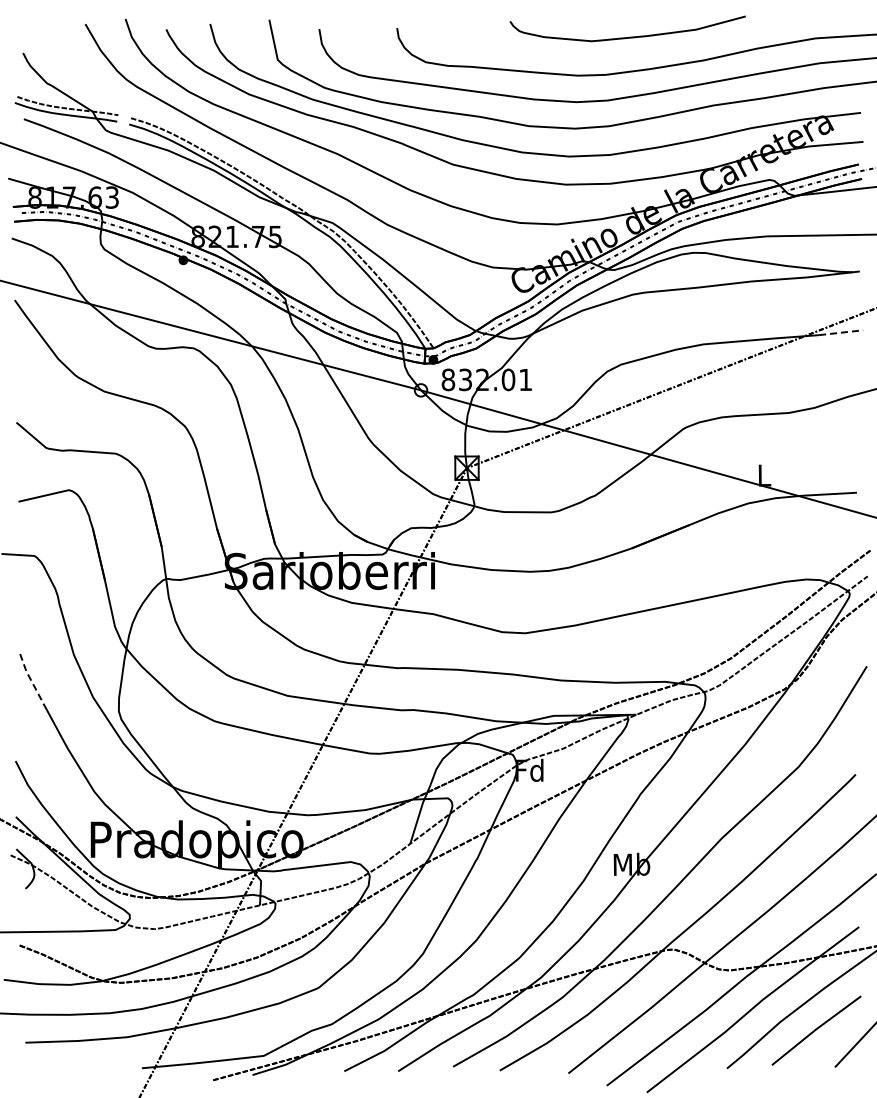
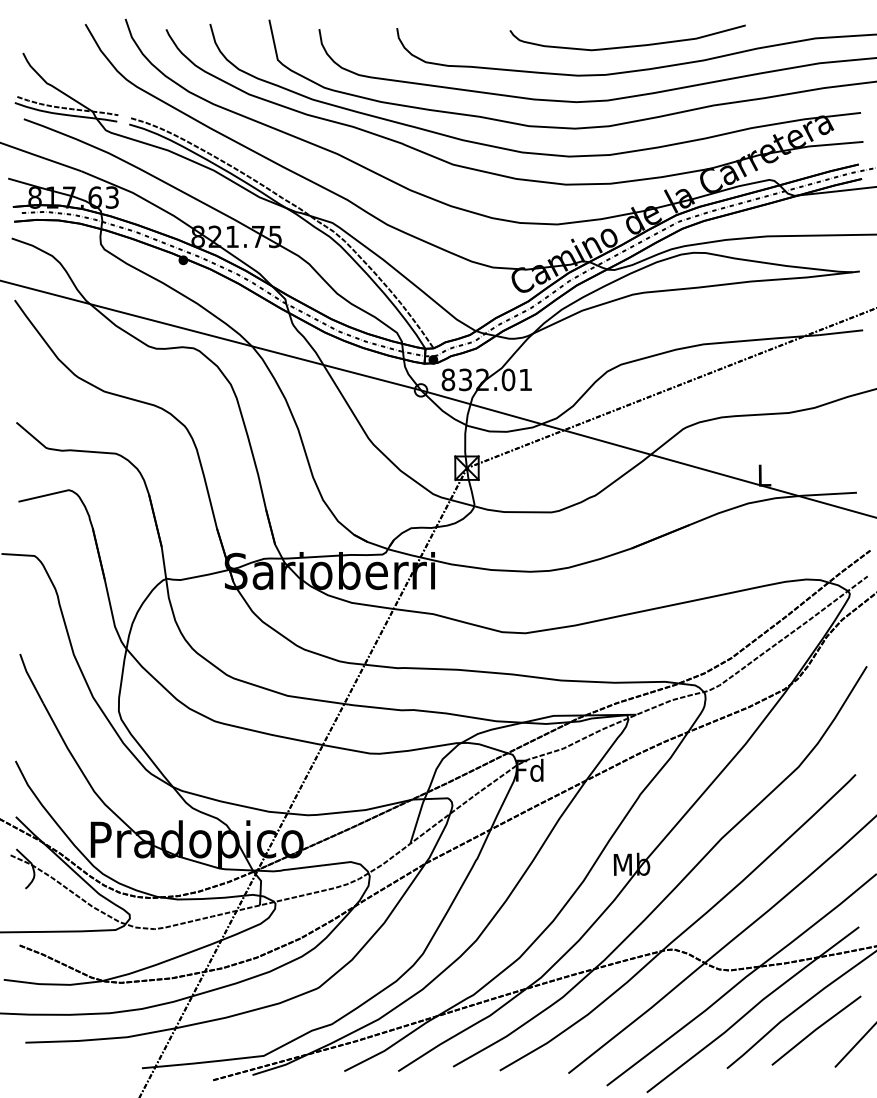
curve position: (629, 36) -> (629, 45) (629, 45)
line: dashed -> solid (841, 332)
line: dashed -> solid (30, 679)
